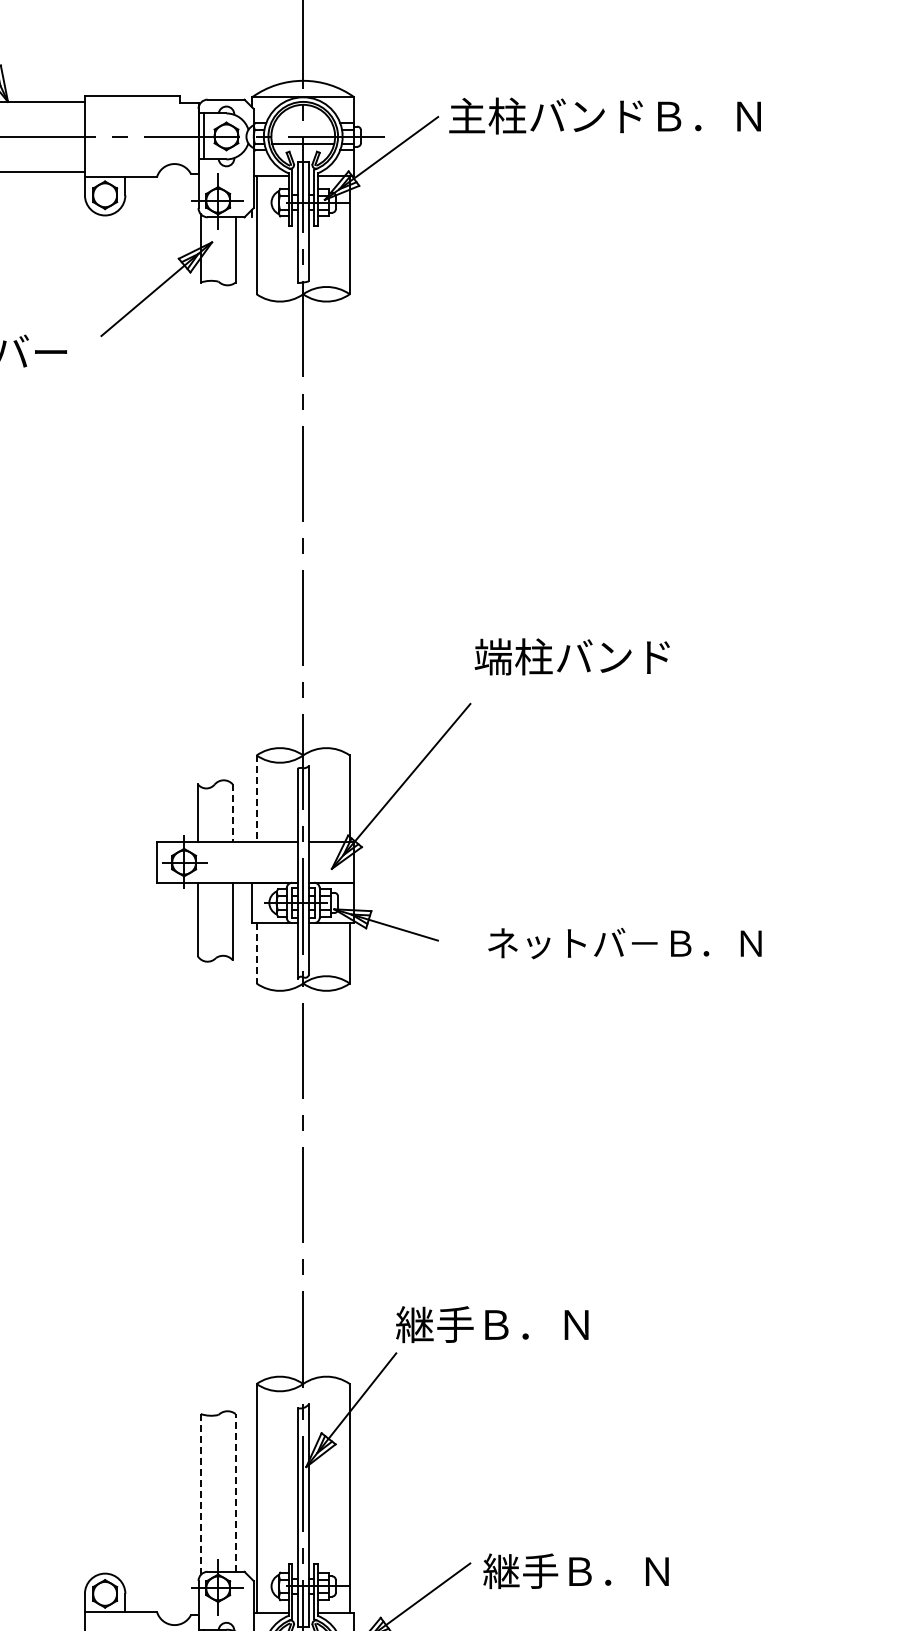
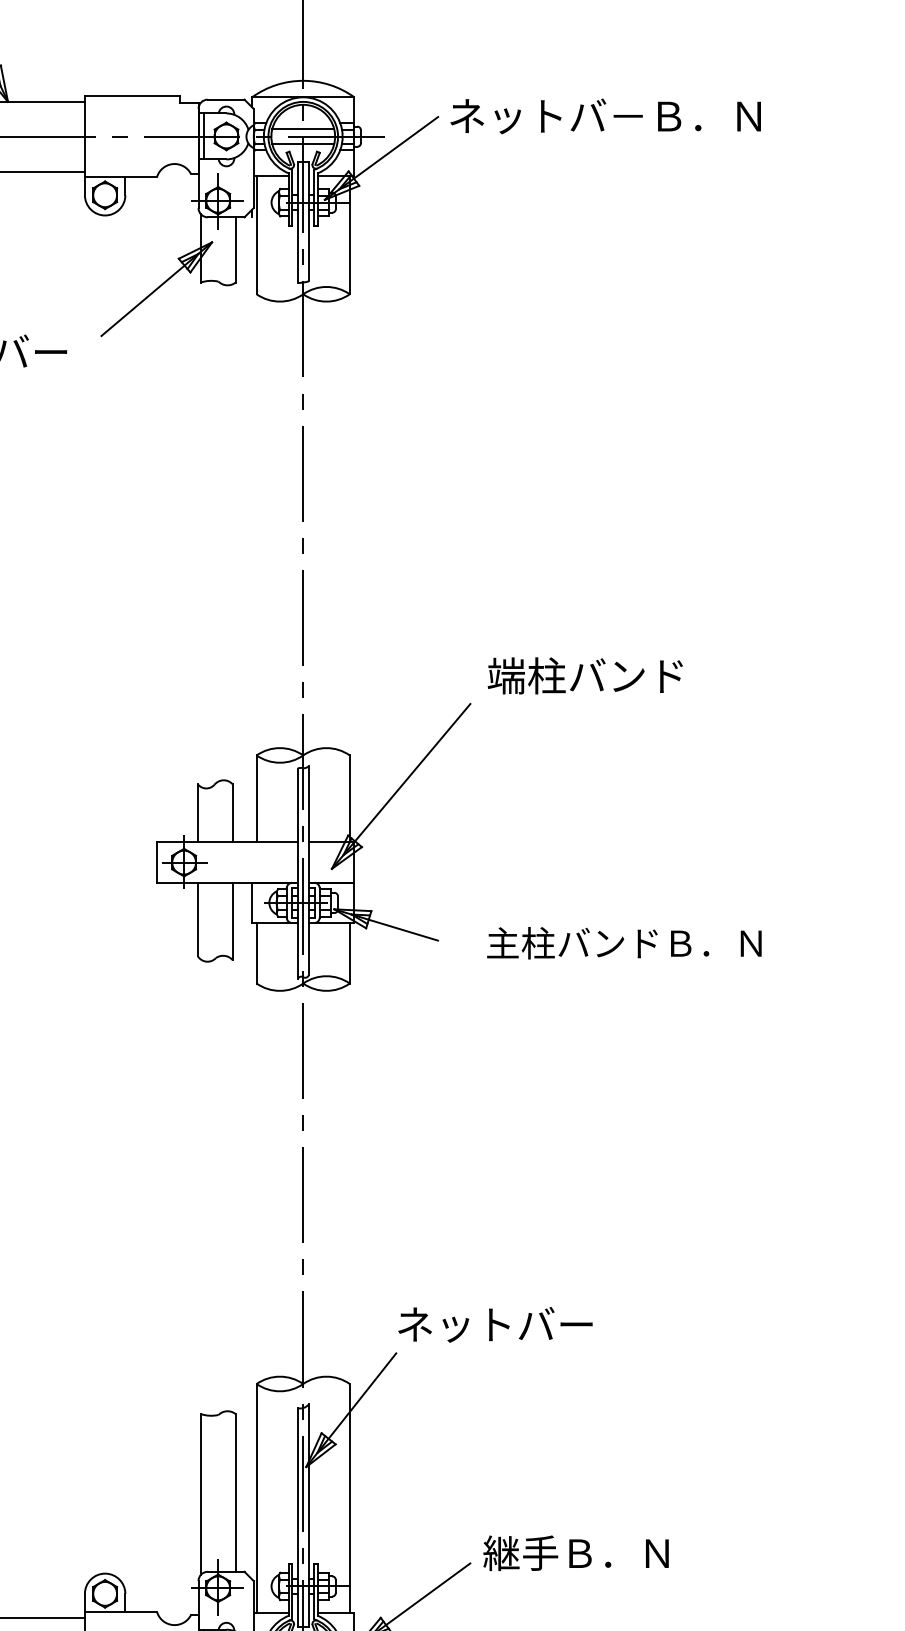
text: 主柱バンドＢ．Ｎ -> ネットバ－Ｂ．Ｎ (545, 115)
line: none -> present (303, 129)
text position: (571, 656) -> (584, 675) (584, 675)
line: dashed -> solid (256, 798)
line: dashed -> solid (232, 813)
text: ネットバ－Ｂ．Ｎ -> 主柱バンドＢ．Ｎ (572, 943)
line: dashed -> solid (256, 953)
text: 継手Ｂ．Ｎ -> ネットバー (494, 1324)
line: dashed -> solid (235, 1492)
line: dashed -> solid (200, 1494)
text position: (575, 1571) -> (575, 1553) (575, 1553)
line: none -> present (43, 1617)
